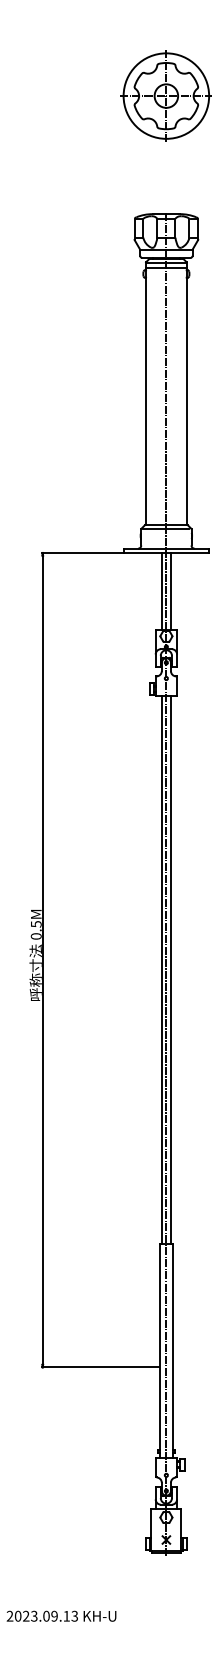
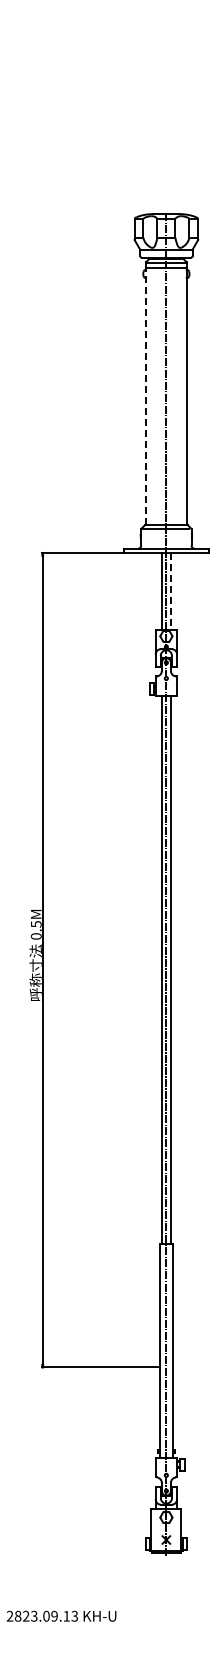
part: present -> none (165, 95)
line: solid -> dashed (146, 396)
line: solid -> dashed (171, 591)
text: 2023.09.13 -> 2823.09.13 (17, 1616)
